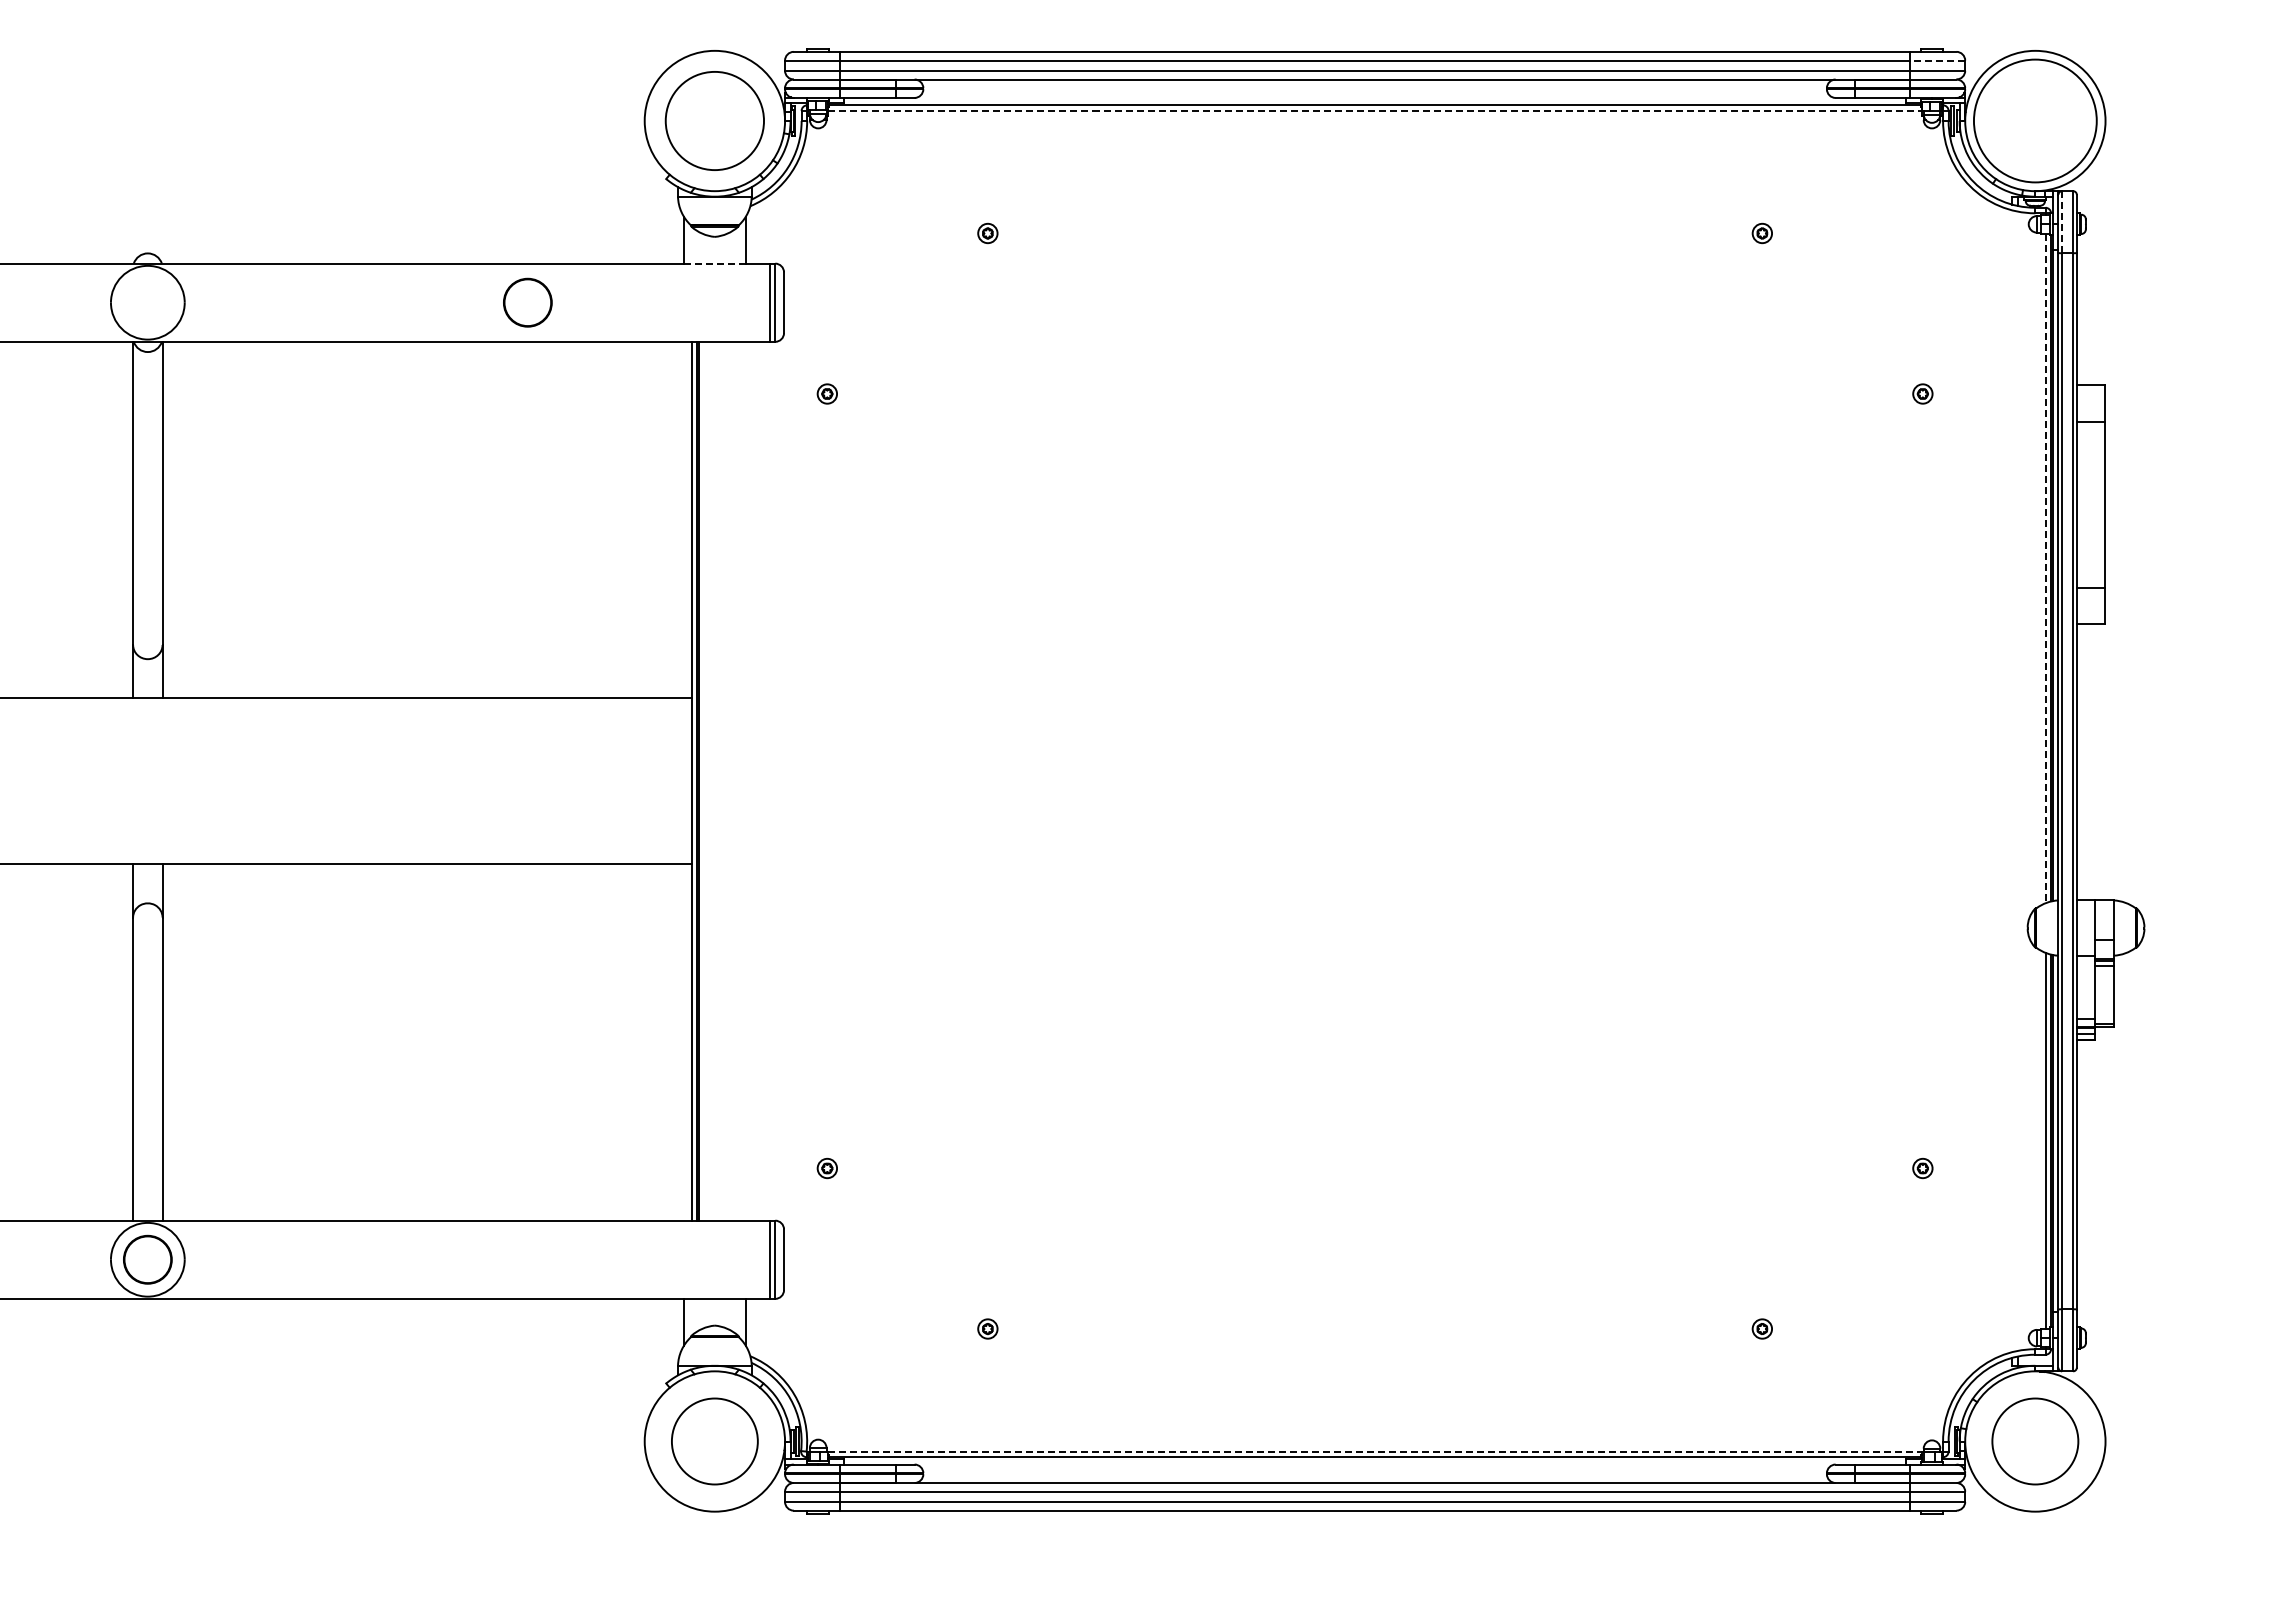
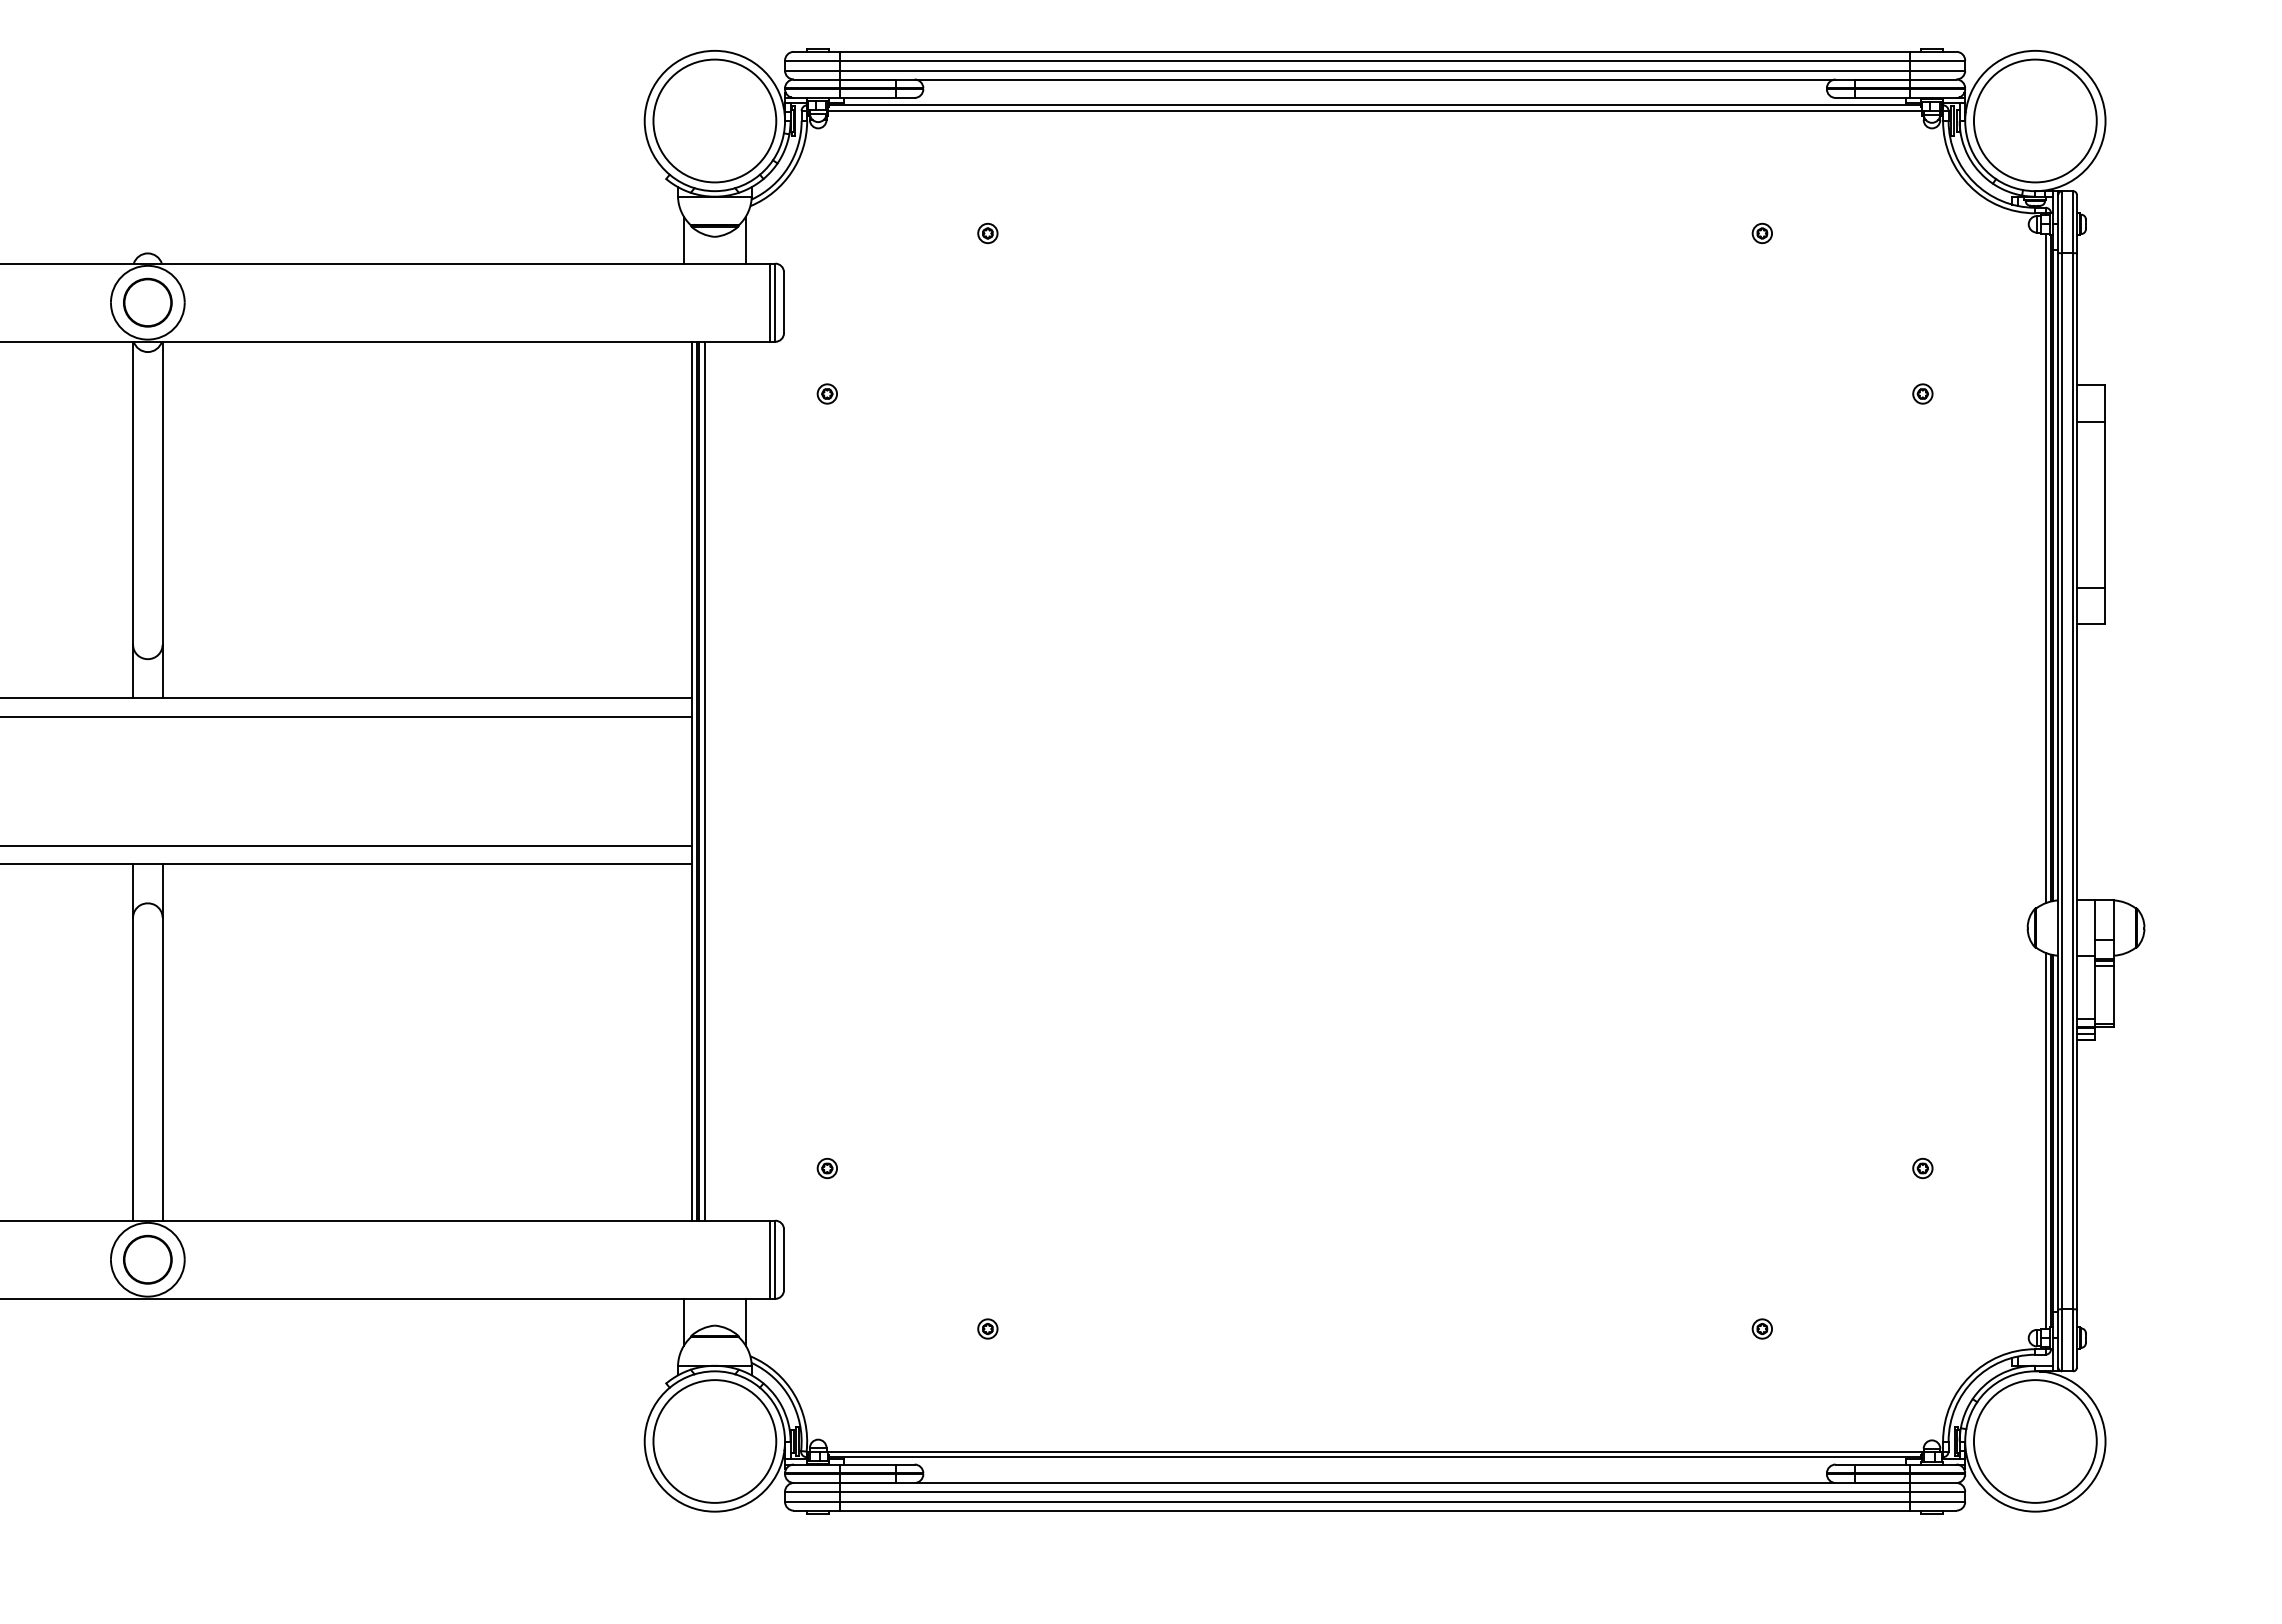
line: dashed -> solid (1937, 60)
line: dashed -> solid (1375, 110)
circle diameter: 98 px -> 123 px (714, 120)
line: dashed -> solid (2062, 222)
line: dashed -> solid (715, 263)
part position: (527, 302) -> (147, 302) (147, 302)
line: dashed -> solid (2045, 568)
line: none -> present (346, 716)
line: none -> present (704, 780)
line: none -> present (346, 845)
circle diameter: 86 px -> 123 px (714, 1441)
circle diameter: 86 px -> 123 px (2034, 1441)
line: dashed -> solid (1375, 1451)
